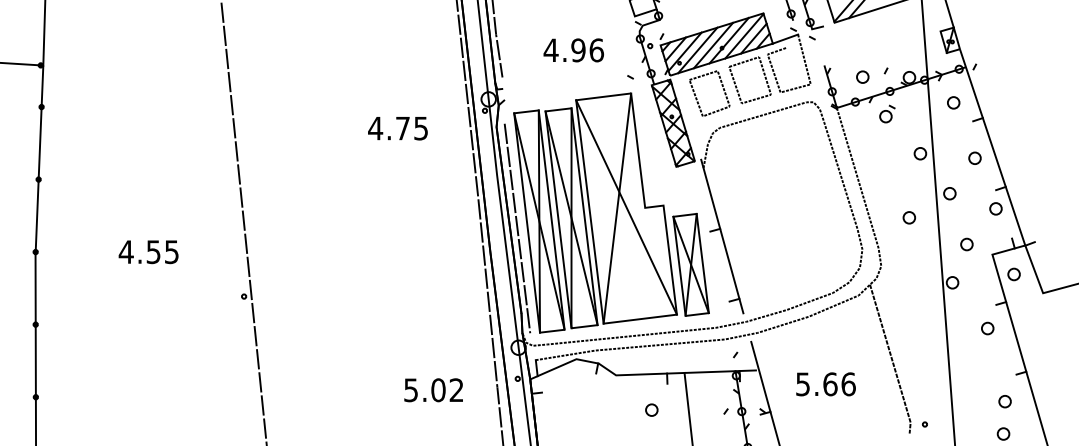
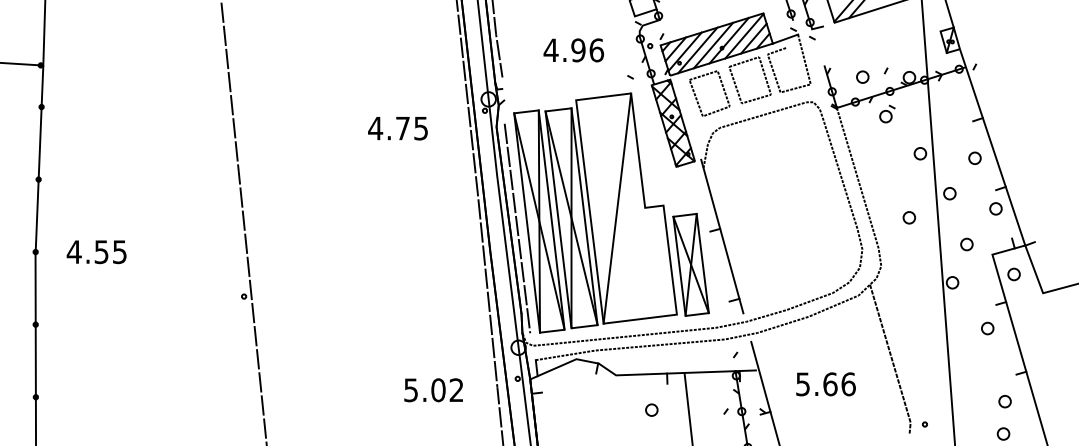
part: present -> none (953, 102)
line: present -> none (626, 207)
text position: (148, 252) -> (96, 252) (96, 252)
